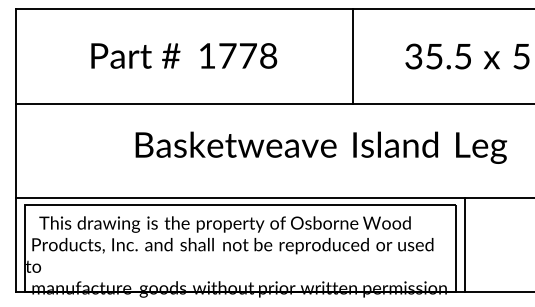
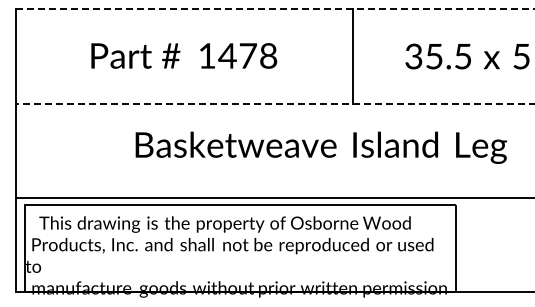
line: solid -> dashed (275, 9)
text: 1778 -> 1478 (227, 55)
line: solid -> dashed (274, 103)
line: present -> none (464, 244)
